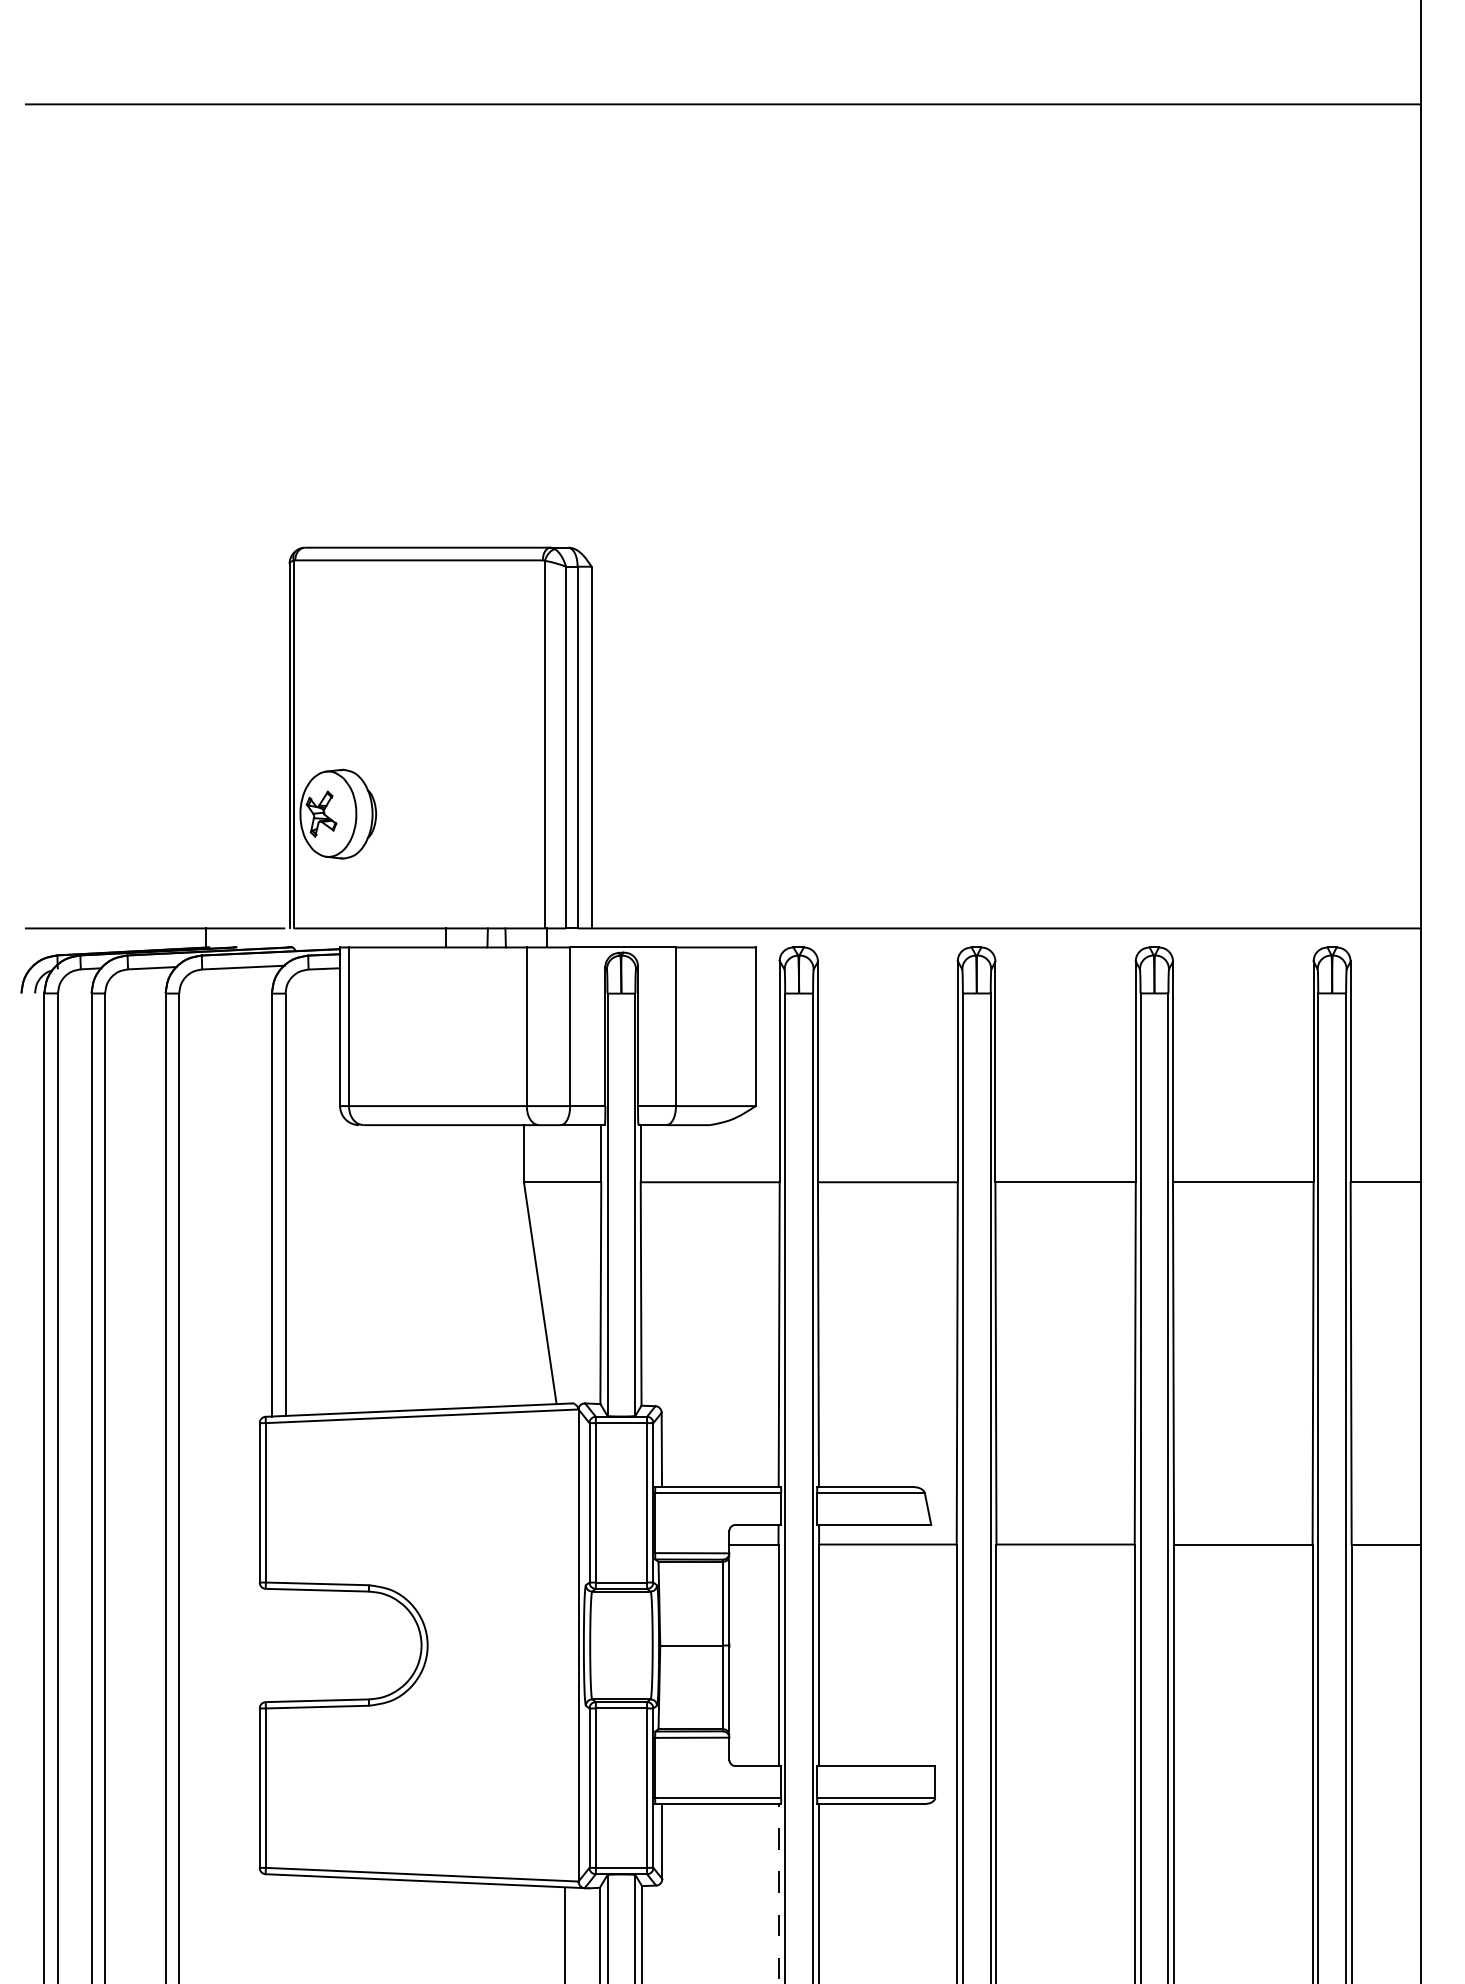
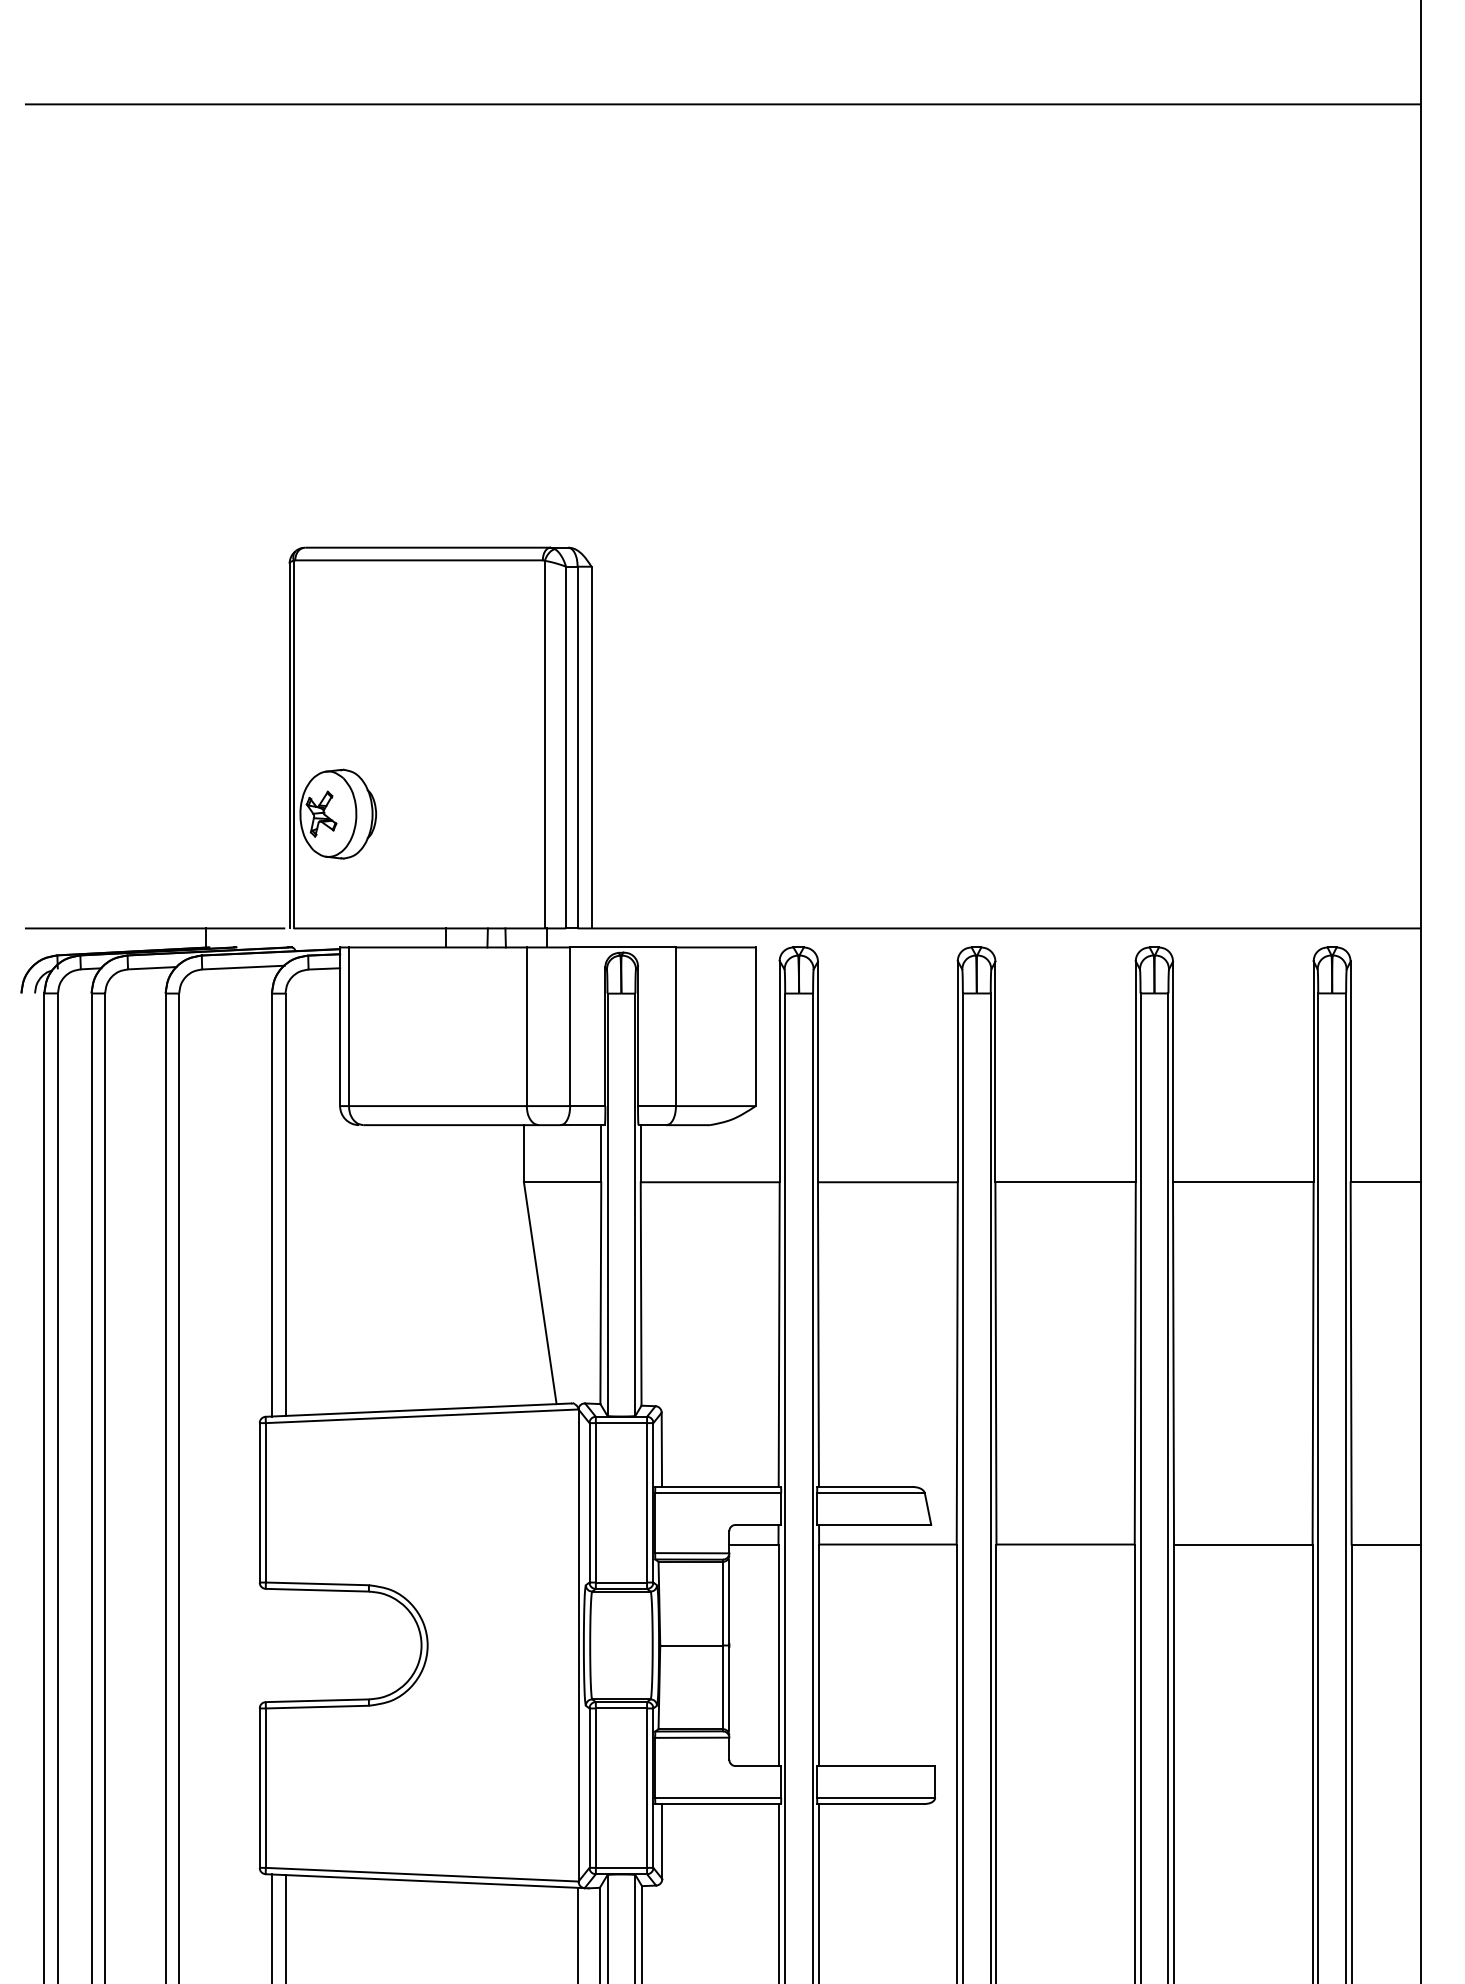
line: dashed -> solid (778, 1894)
line: none -> present (271, 1927)
line: none -> present (285, 1927)
line position: (564, 1933) -> (577, 1933) (577, 1933)
